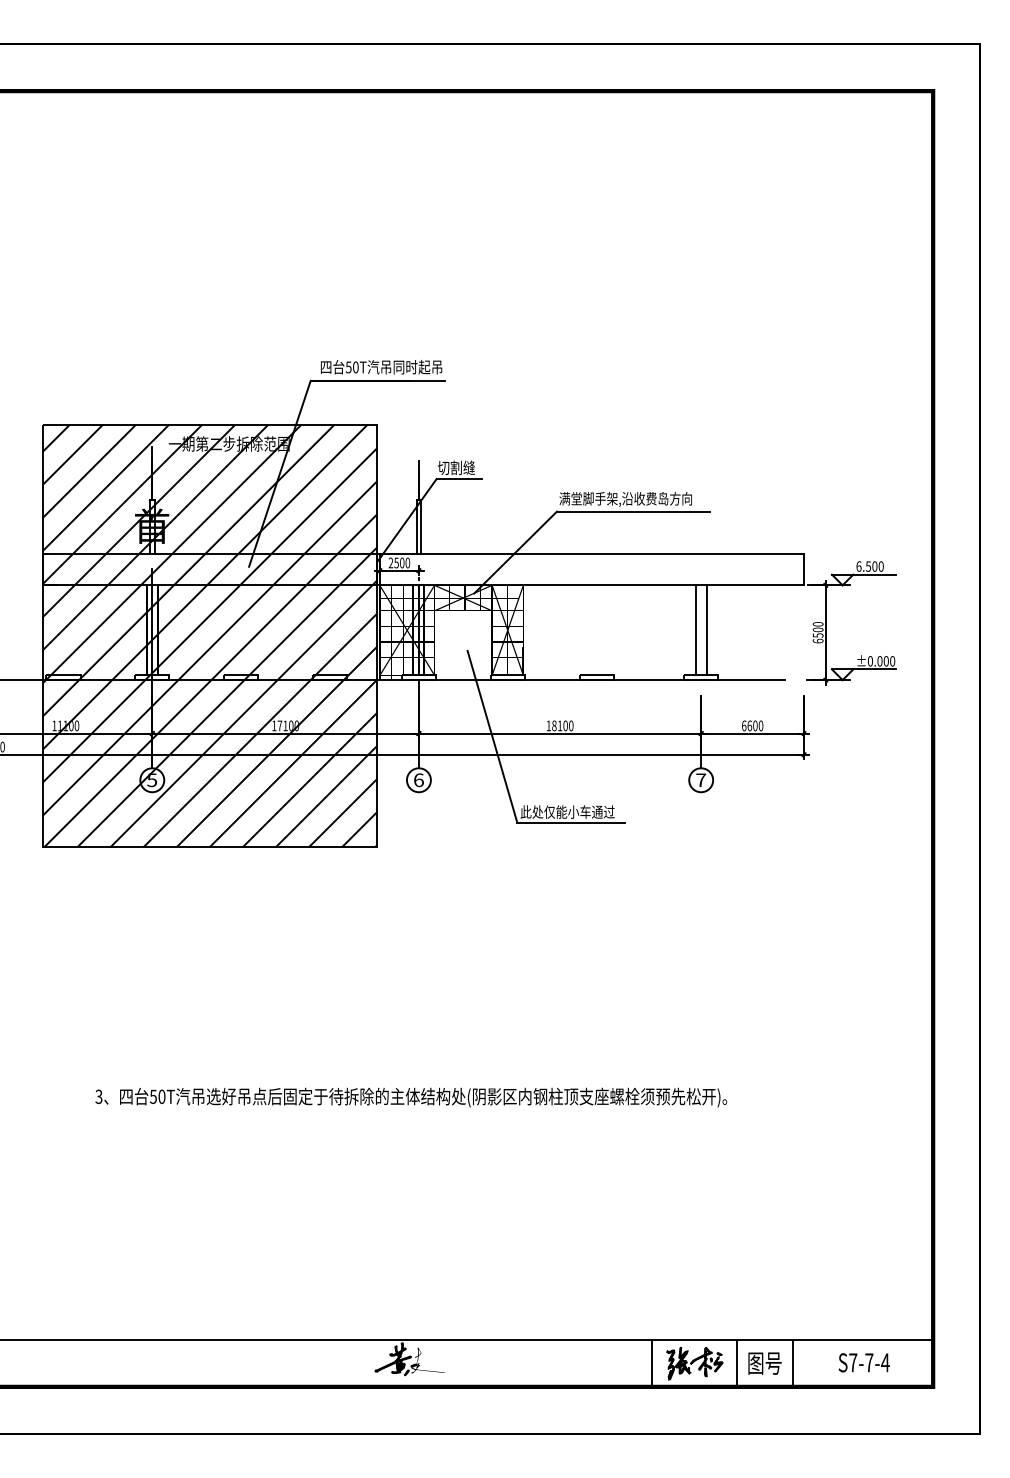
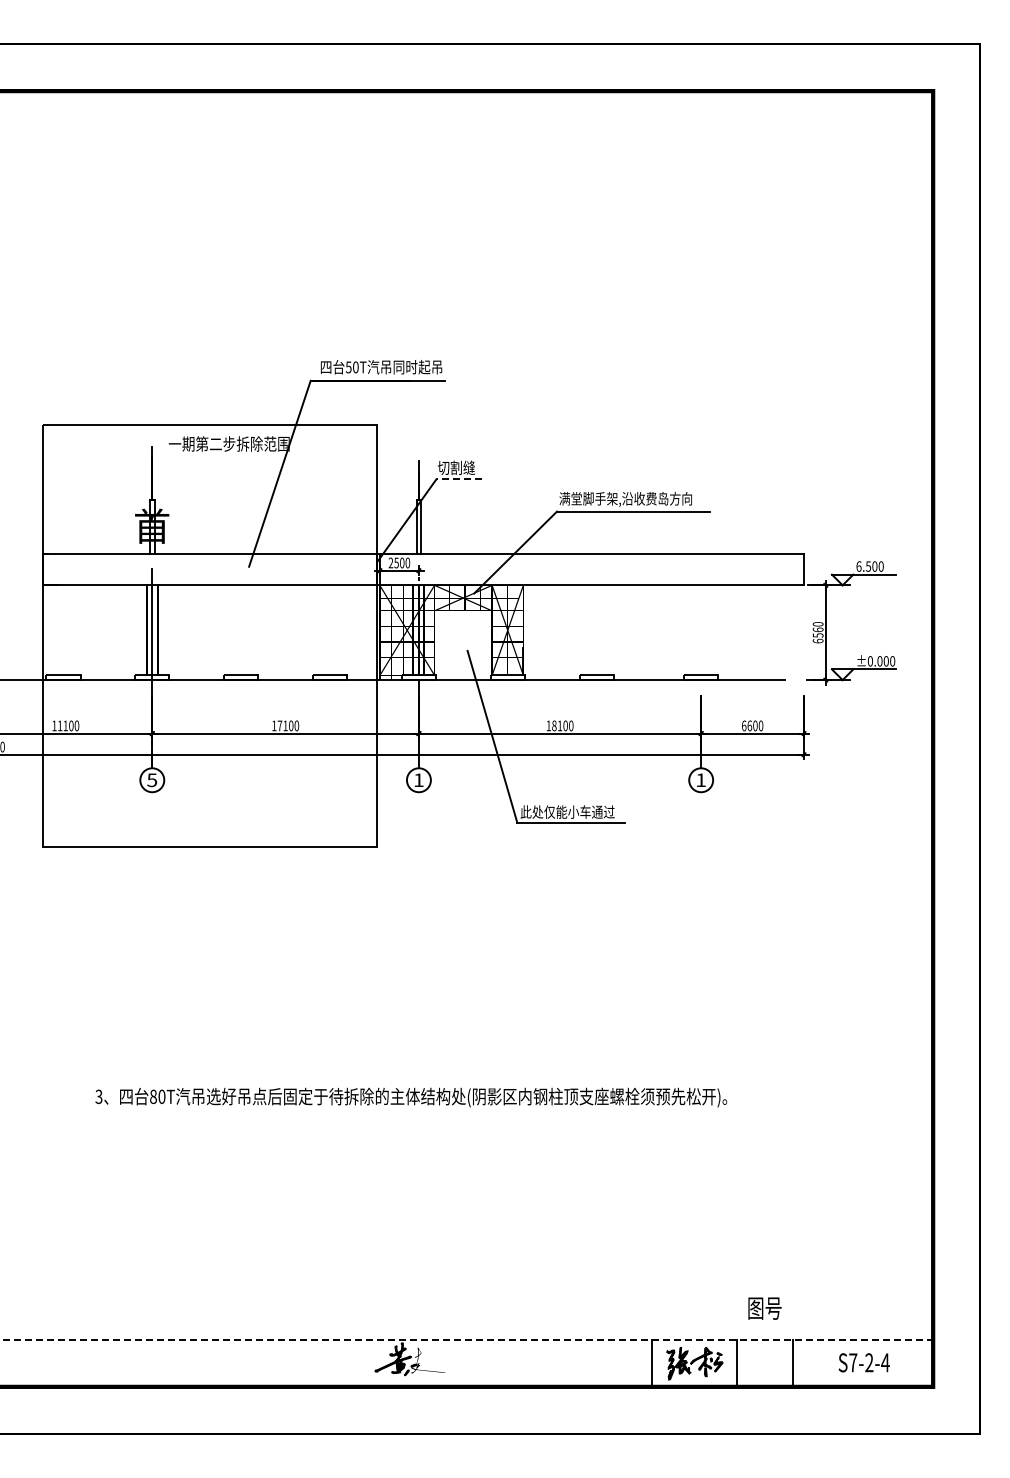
line: solid -> dashed (459, 479)
text: 6500 -> 6560 (817, 629)
line: present -> none (695, 630)
line: present -> none (706, 630)
hatch: present -> none (209, 635)
text: 7 -> 1 (701, 779)
text: 6 -> 1 (418, 780)
text: 50T -> 80T (152, 1096)
line: solid -> dashed (467, 1340)
text: S7-7-4 -> S7-2-4 (869, 1362)
text position: (764, 1363) -> (764, 1308) (764, 1308)
